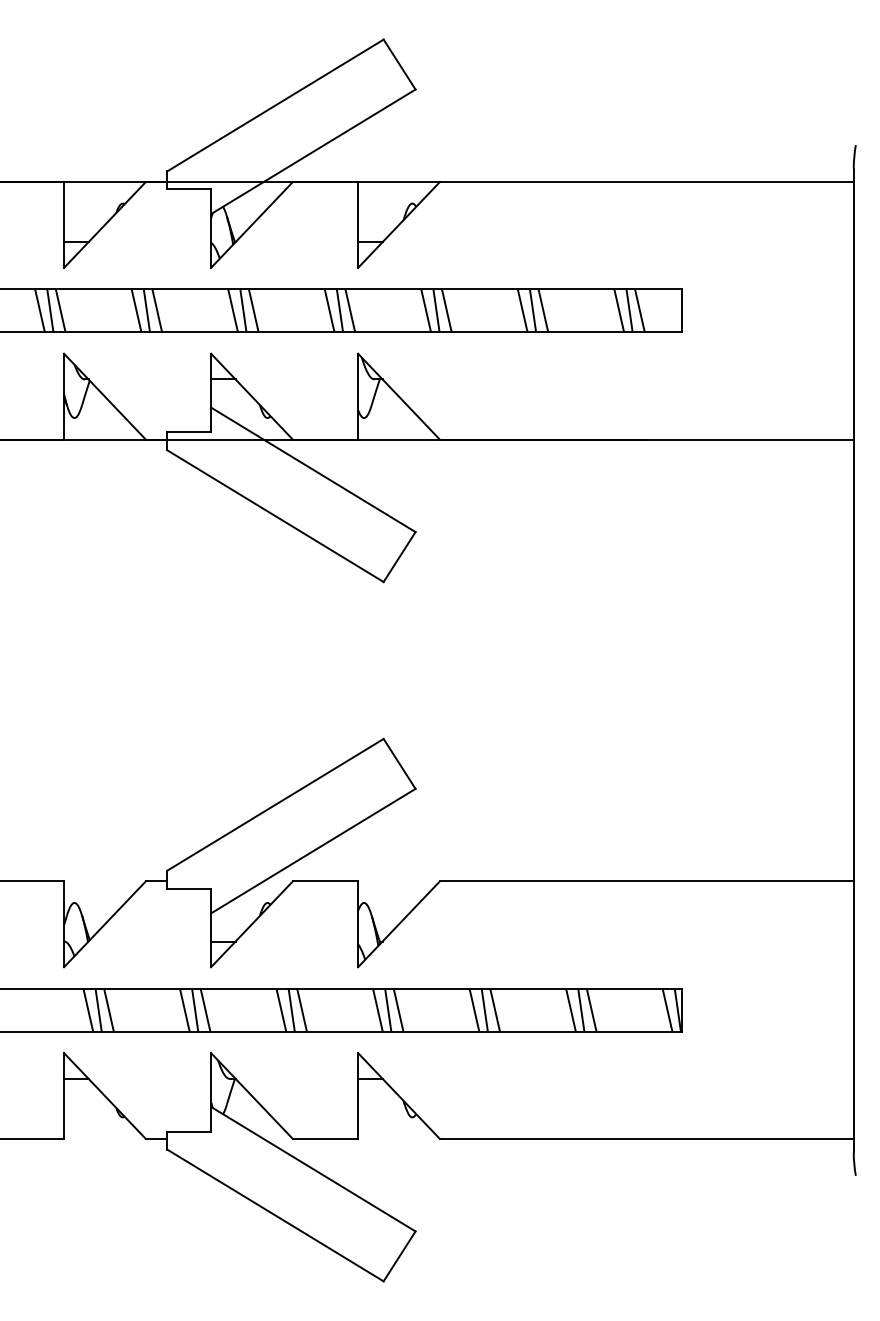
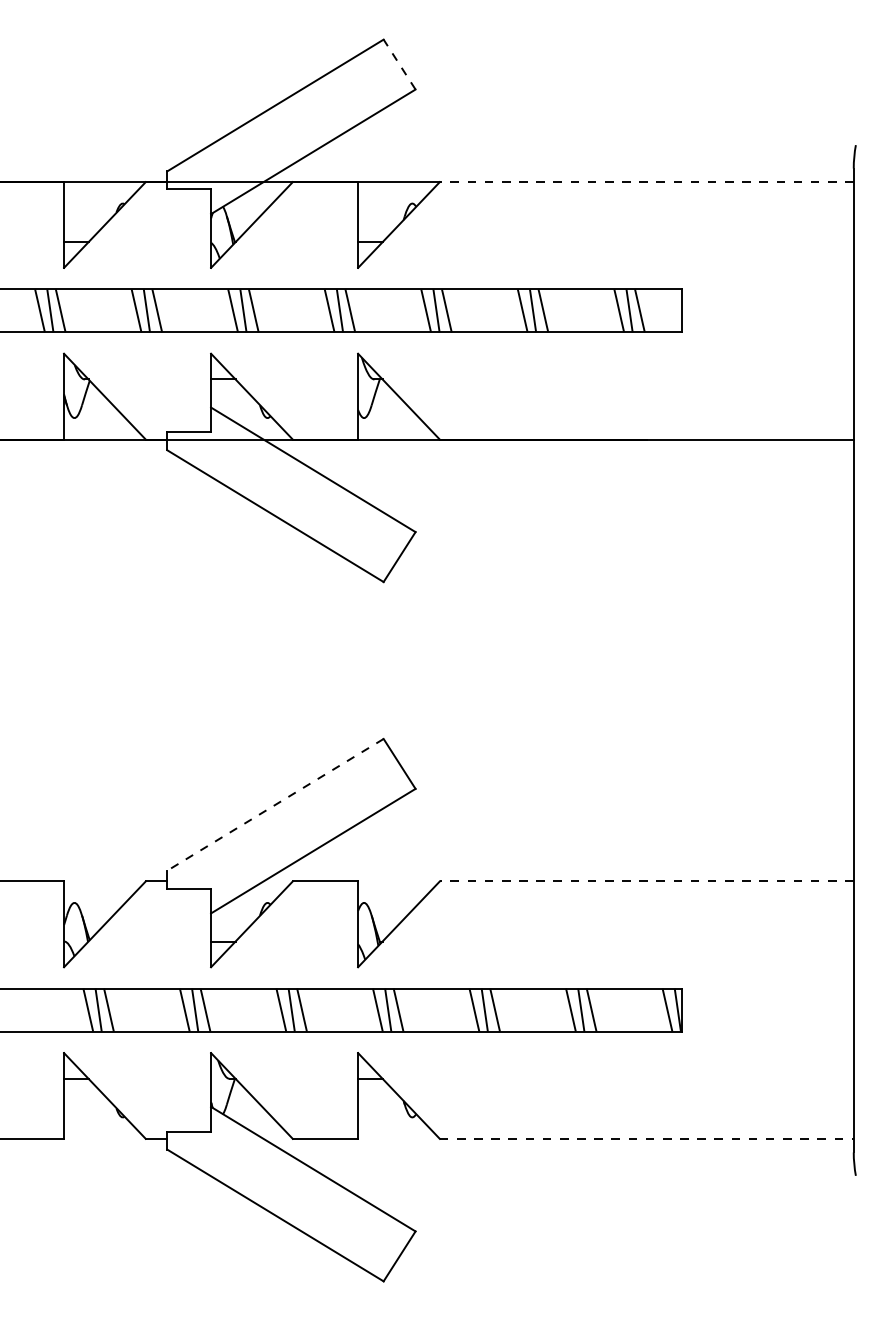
line: solid -> dashed (399, 64)
line: solid -> dashed (646, 182)
line: solid -> dashed (275, 804)
line: solid -> dashed (646, 881)
line: solid -> dashed (646, 1138)
